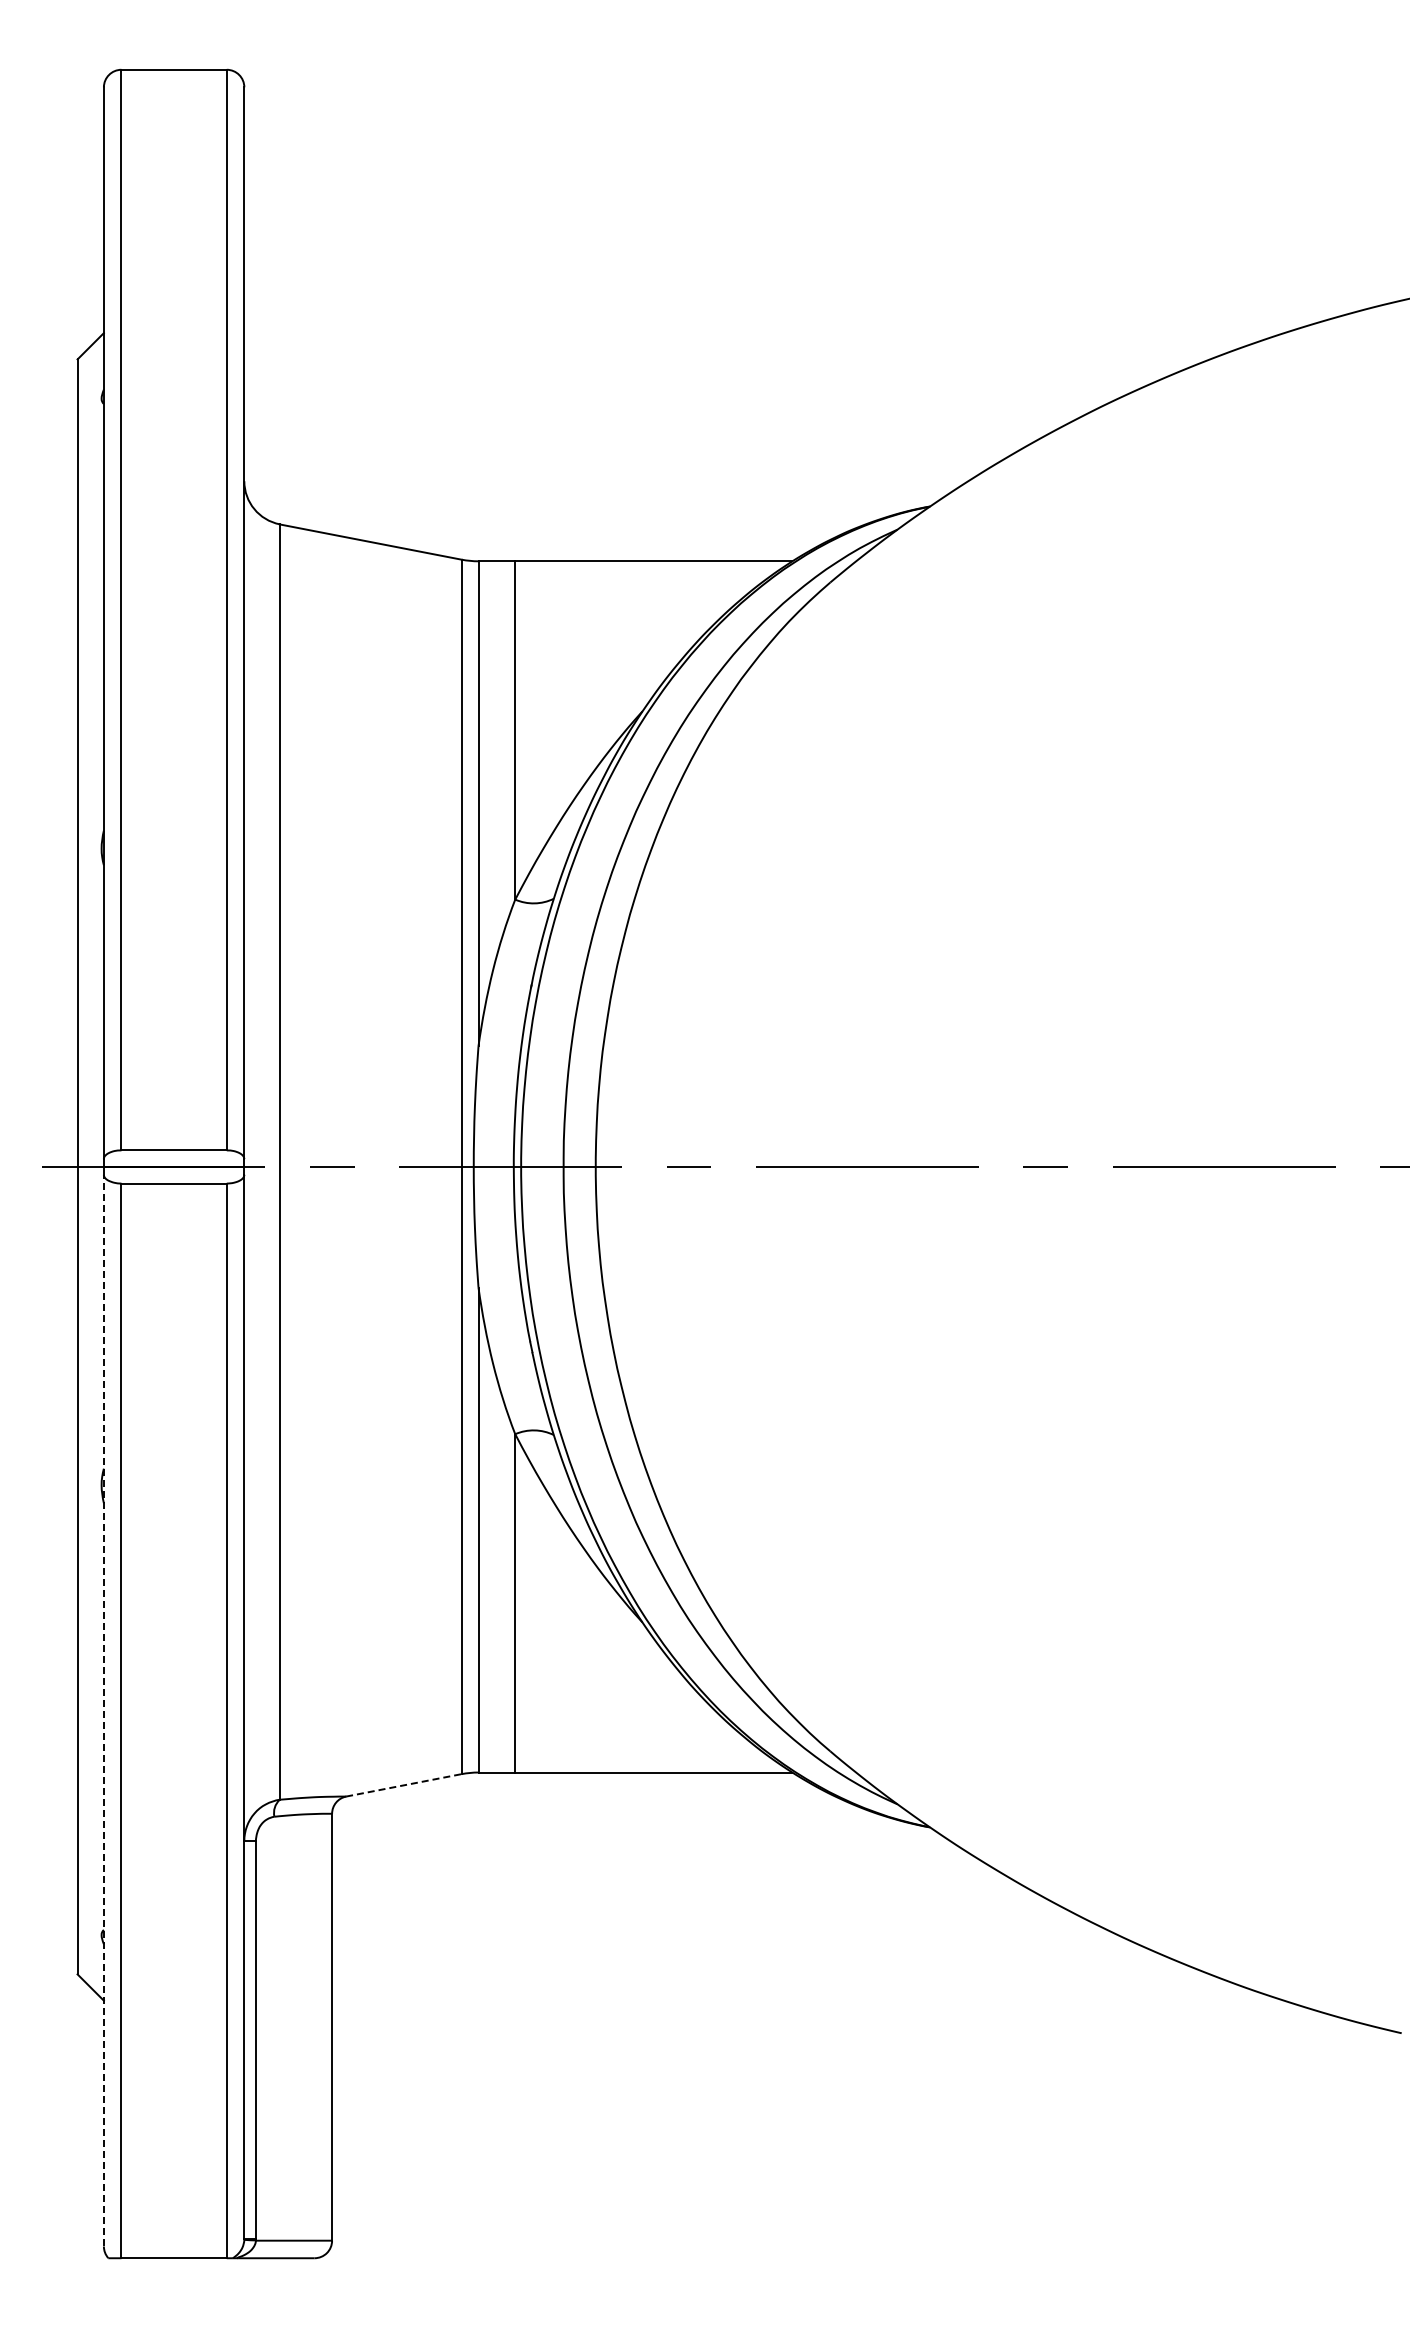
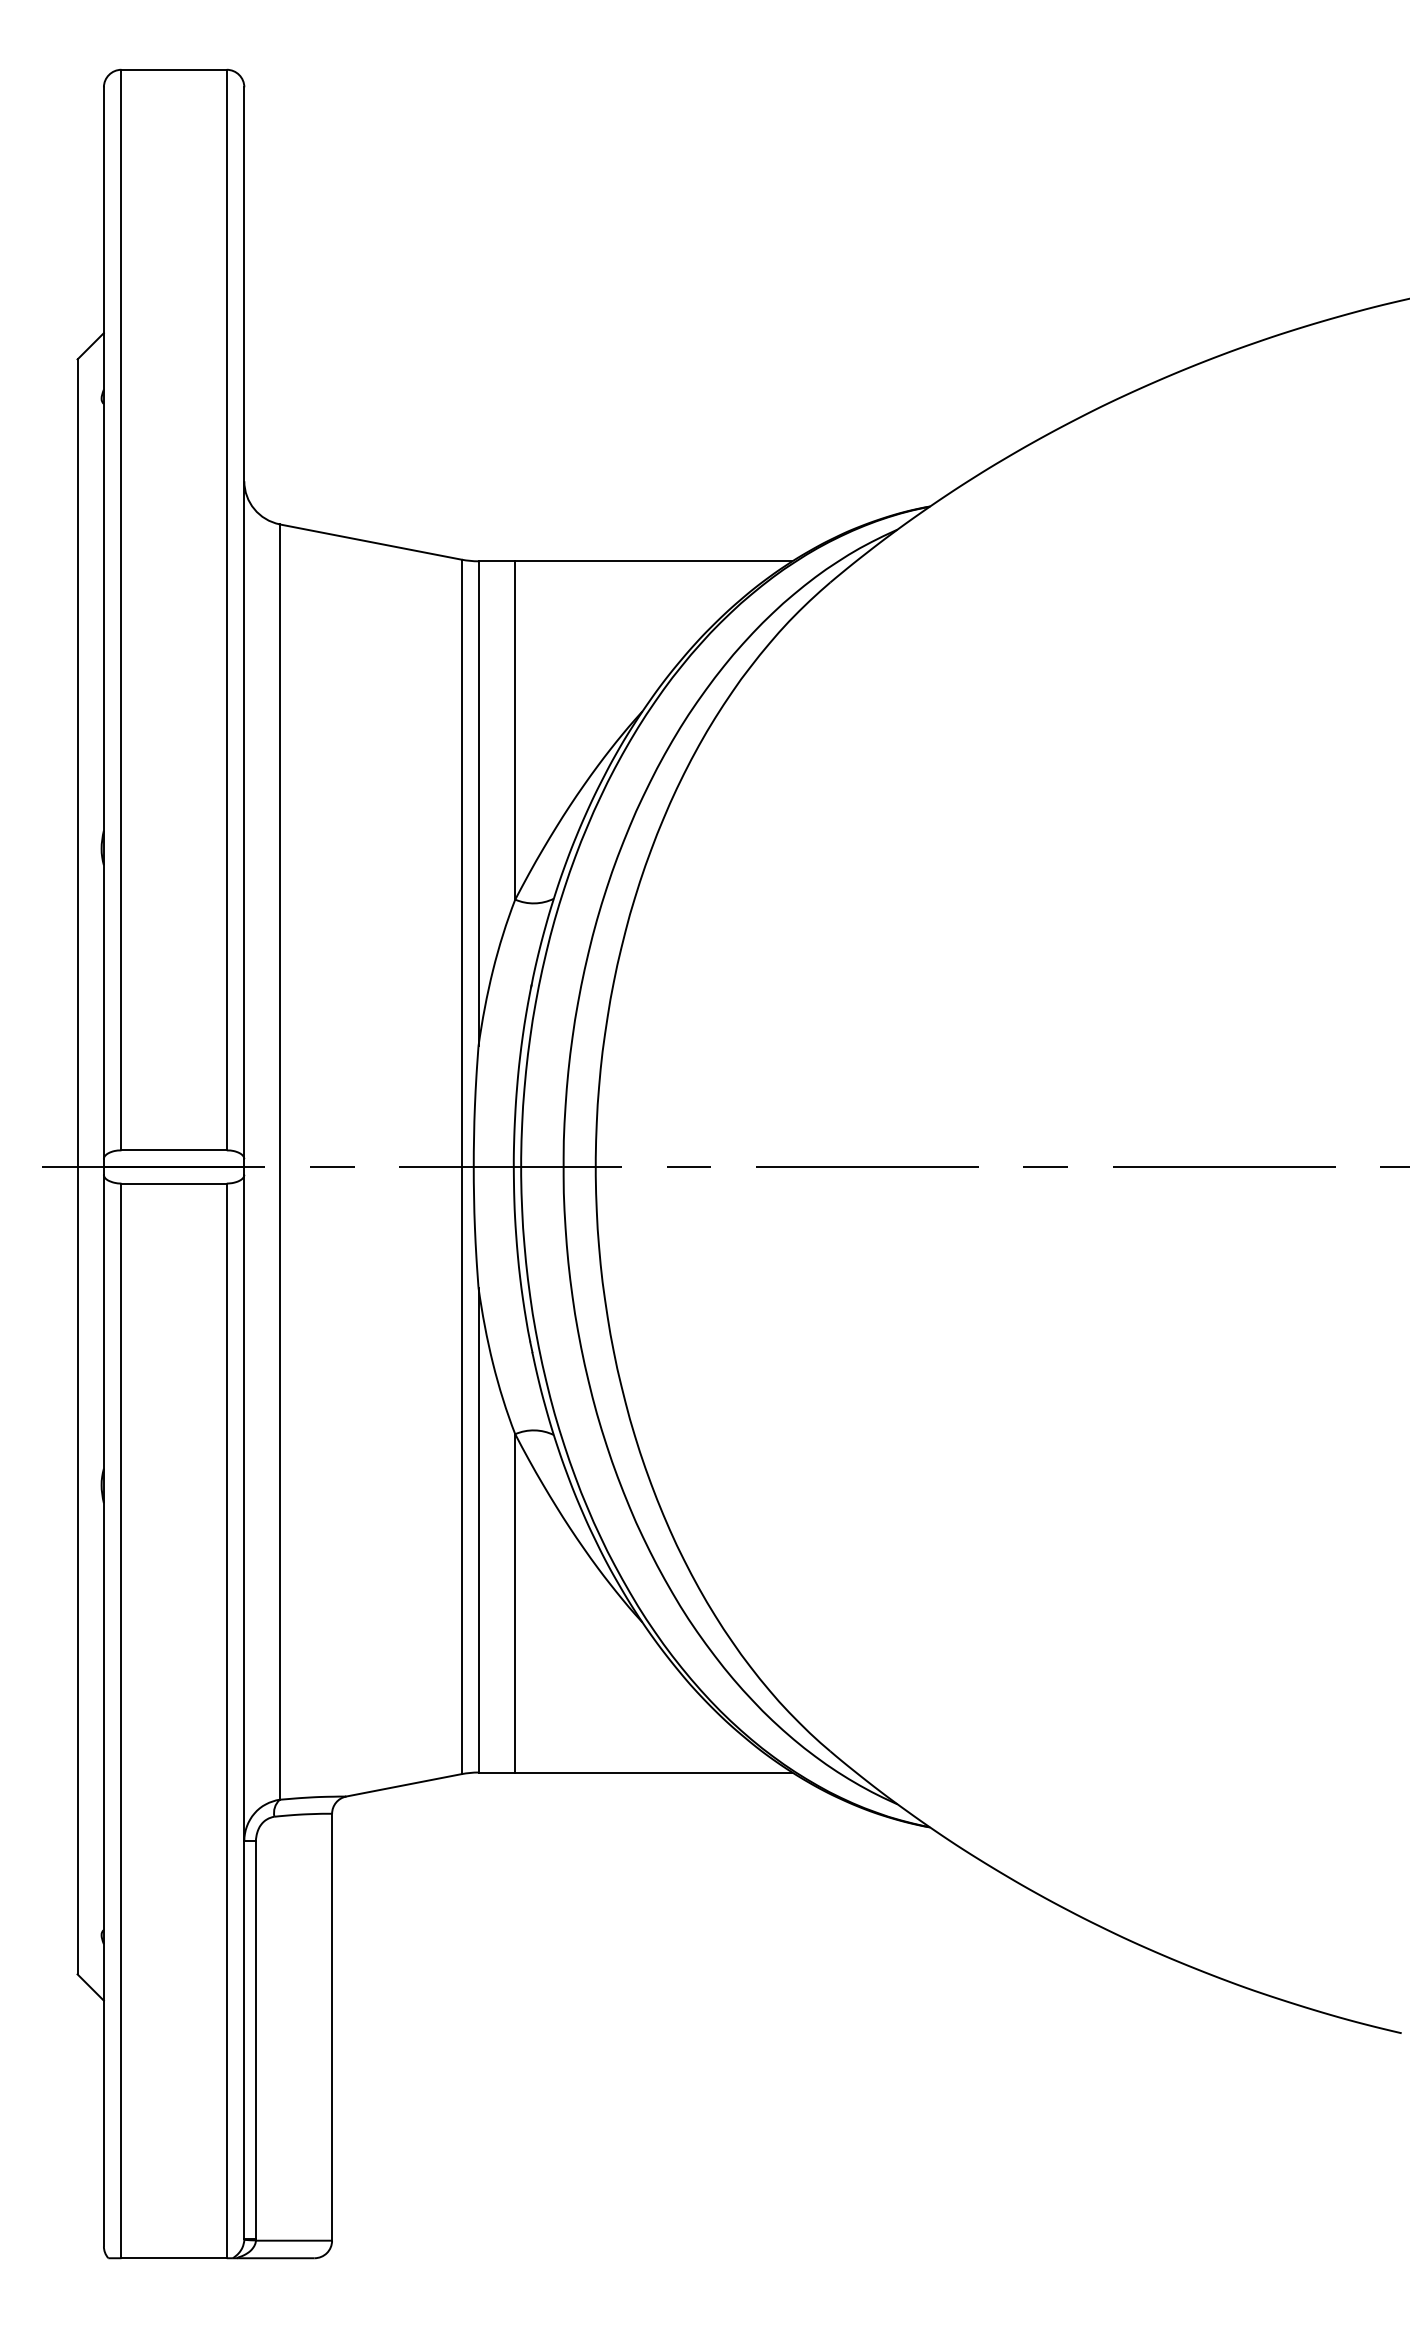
line: dashed -> solid (103, 1710)
line: dashed -> solid (403, 1785)
